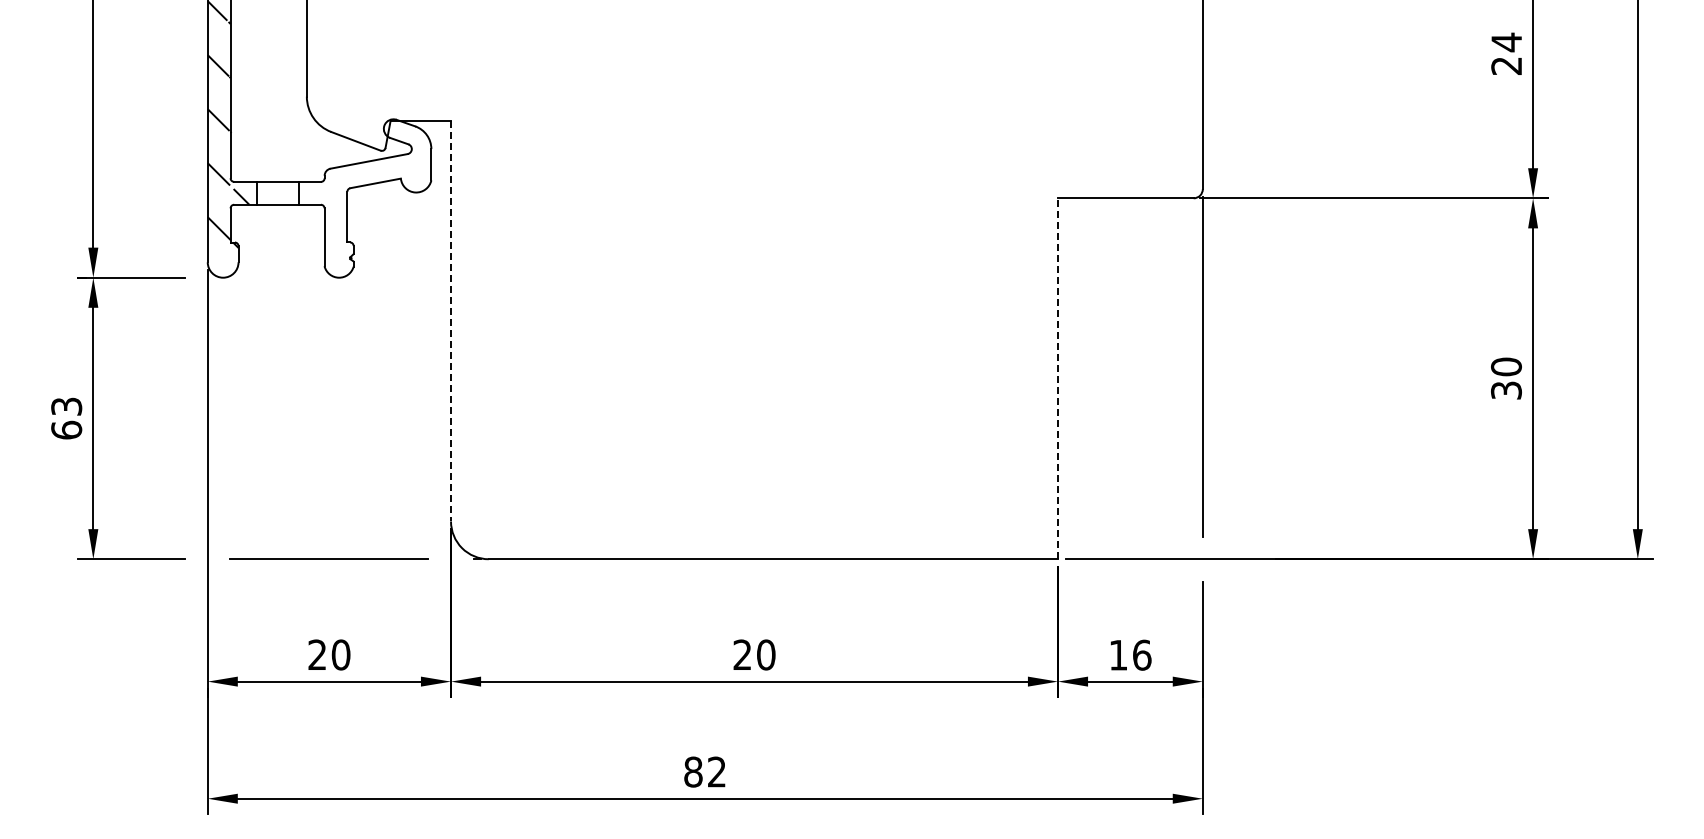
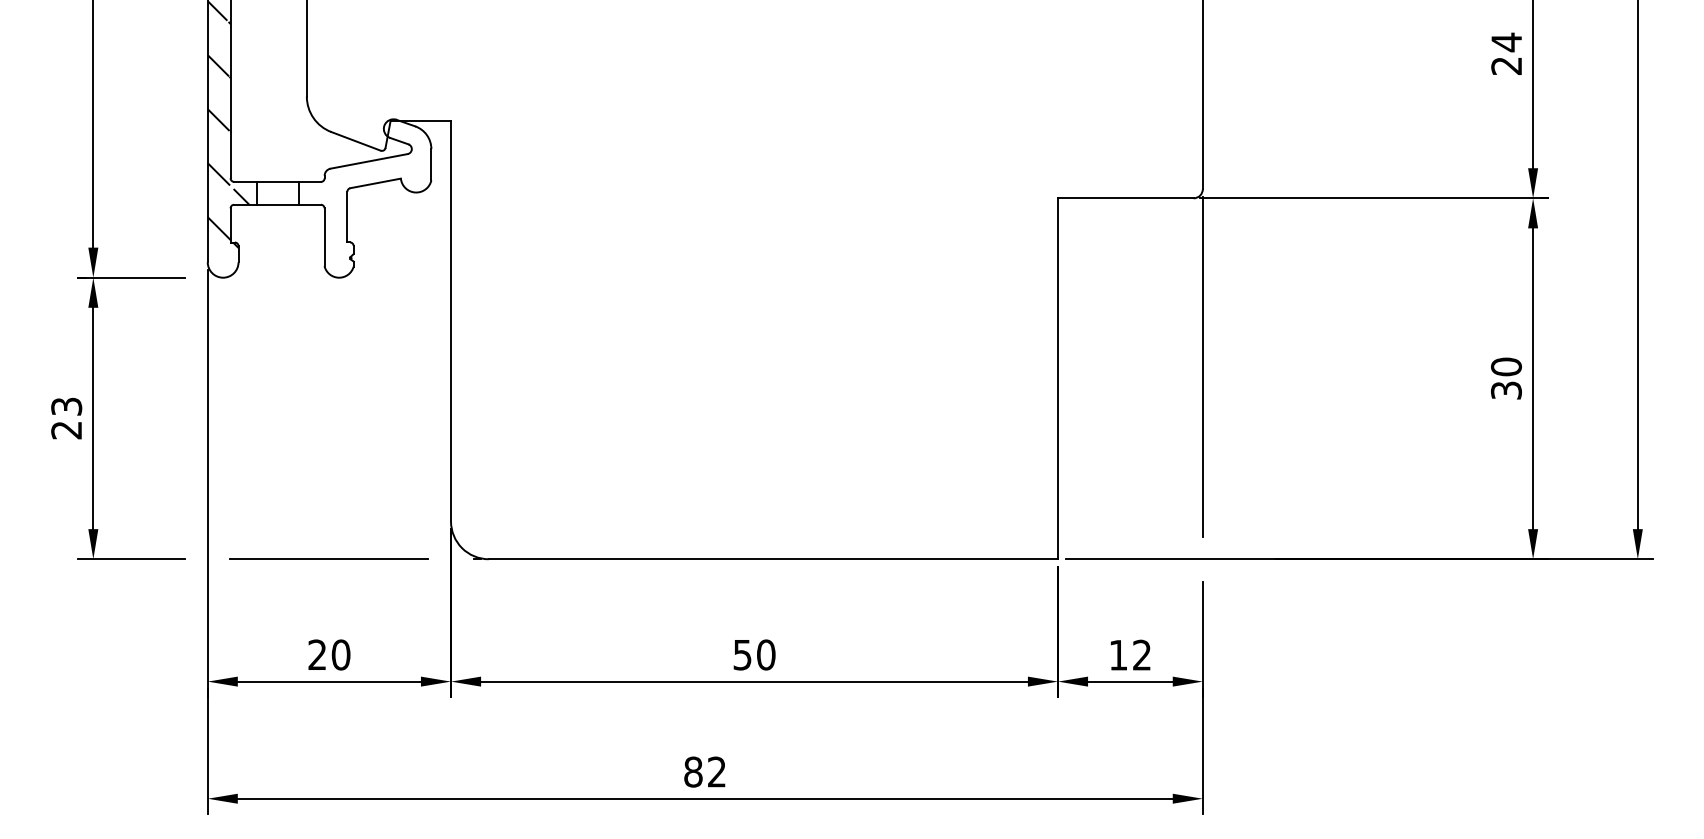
line: dashed -> solid (451, 321)
line: dashed -> solid (1057, 378)
text: 63 -> 23 (66, 429)
text: 20 -> 50 (742, 654)
text: 16 -> 12 (1142, 654)
